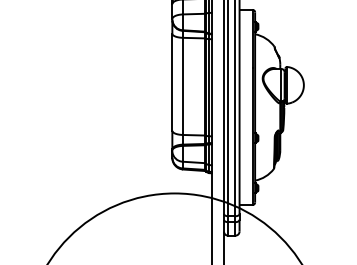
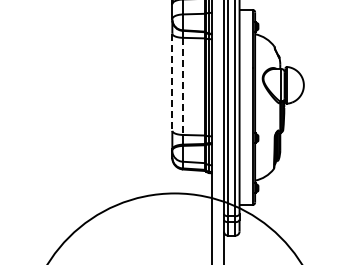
line: solid -> dashed (172, 82)
line: solid -> dashed (183, 86)
